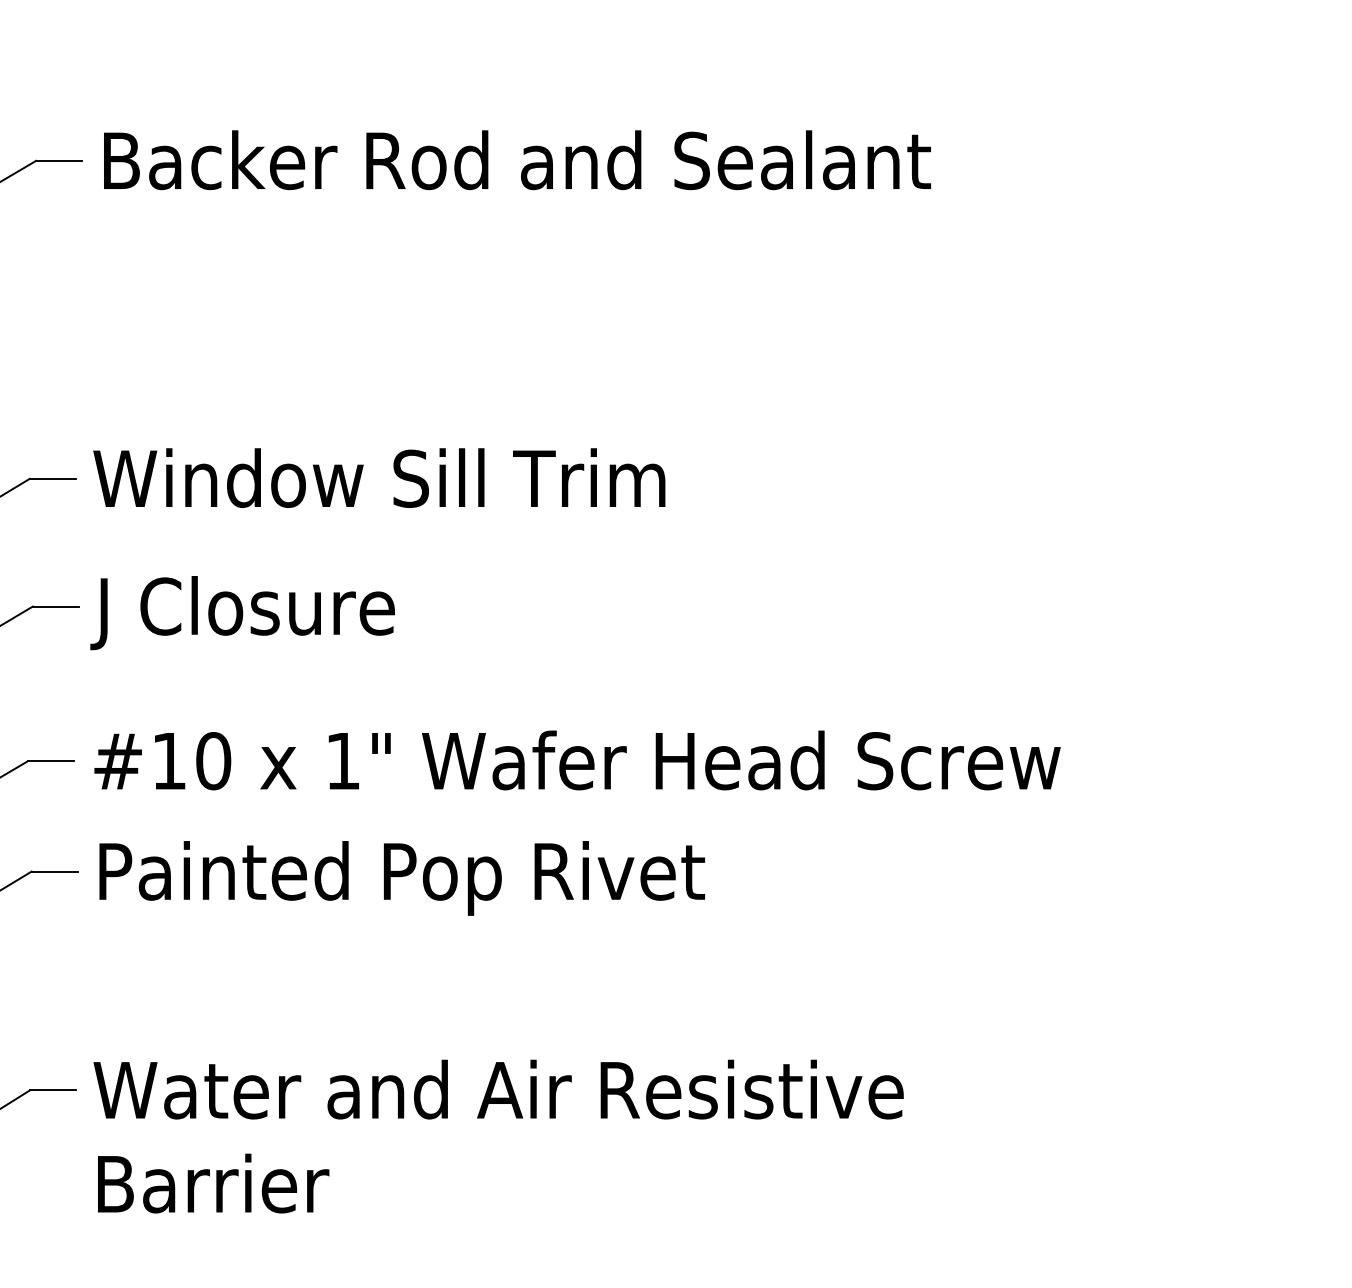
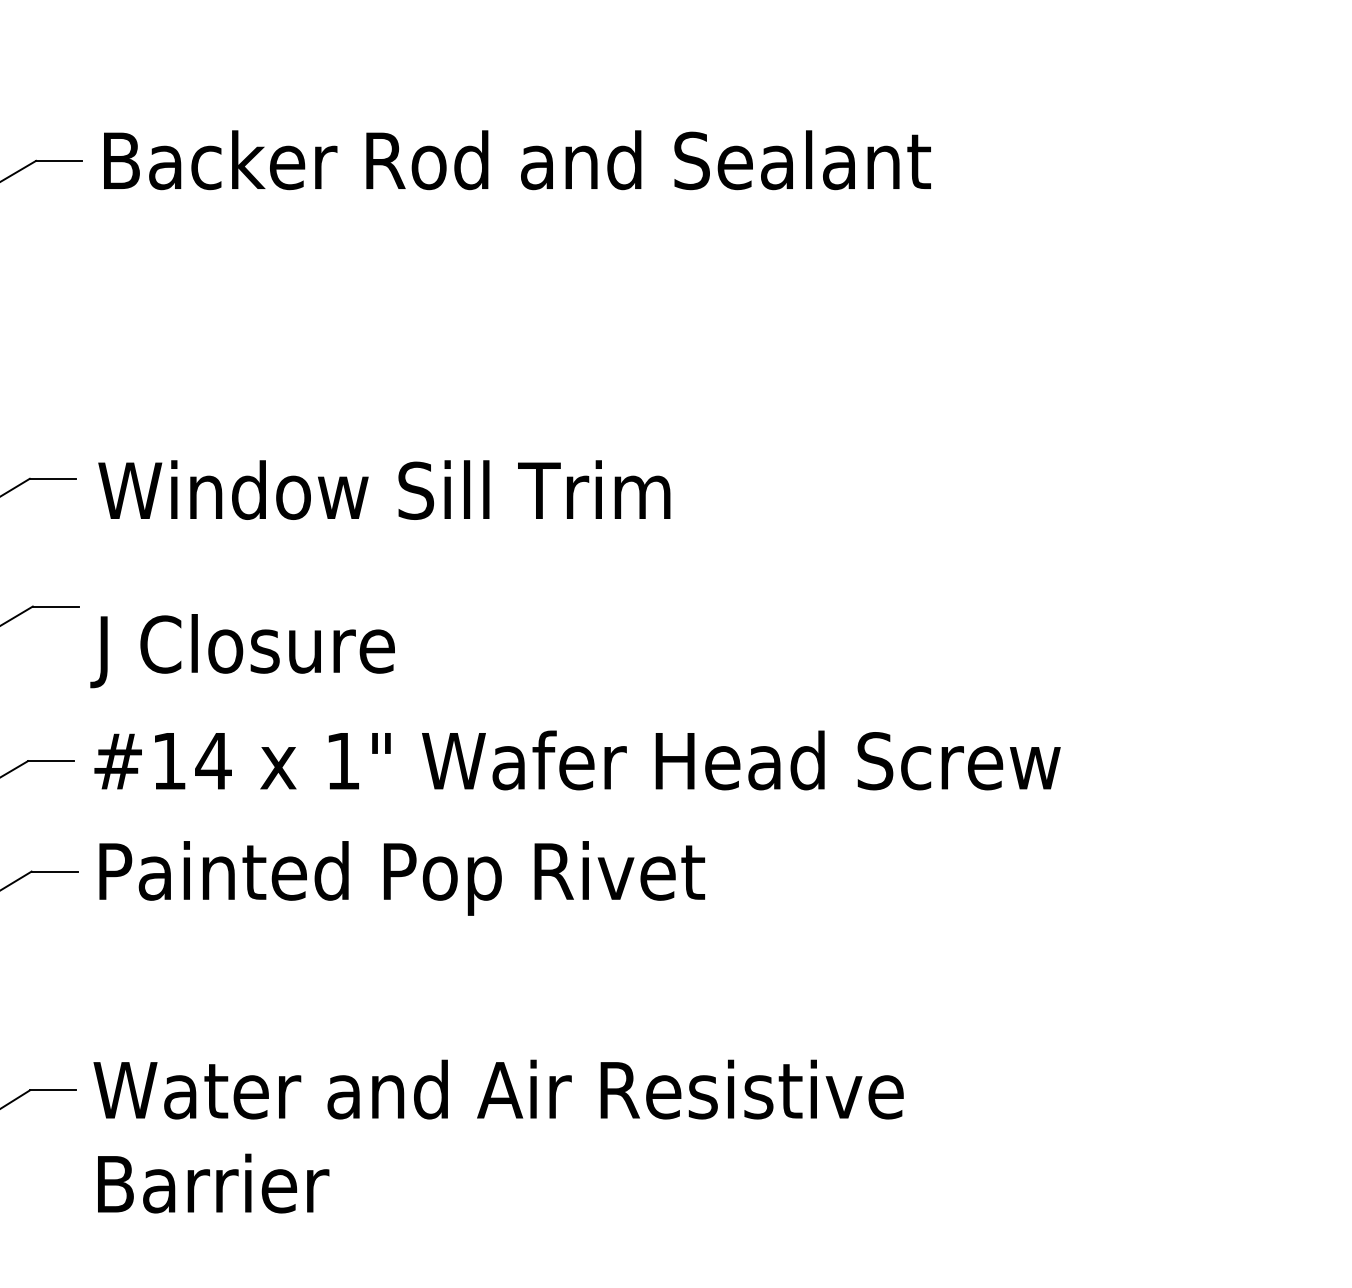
text position: (379, 477) -> (384, 489) (384, 489)
text position: (242, 613) -> (242, 651) (242, 651)
text: #10 -> #14 (213, 761)
